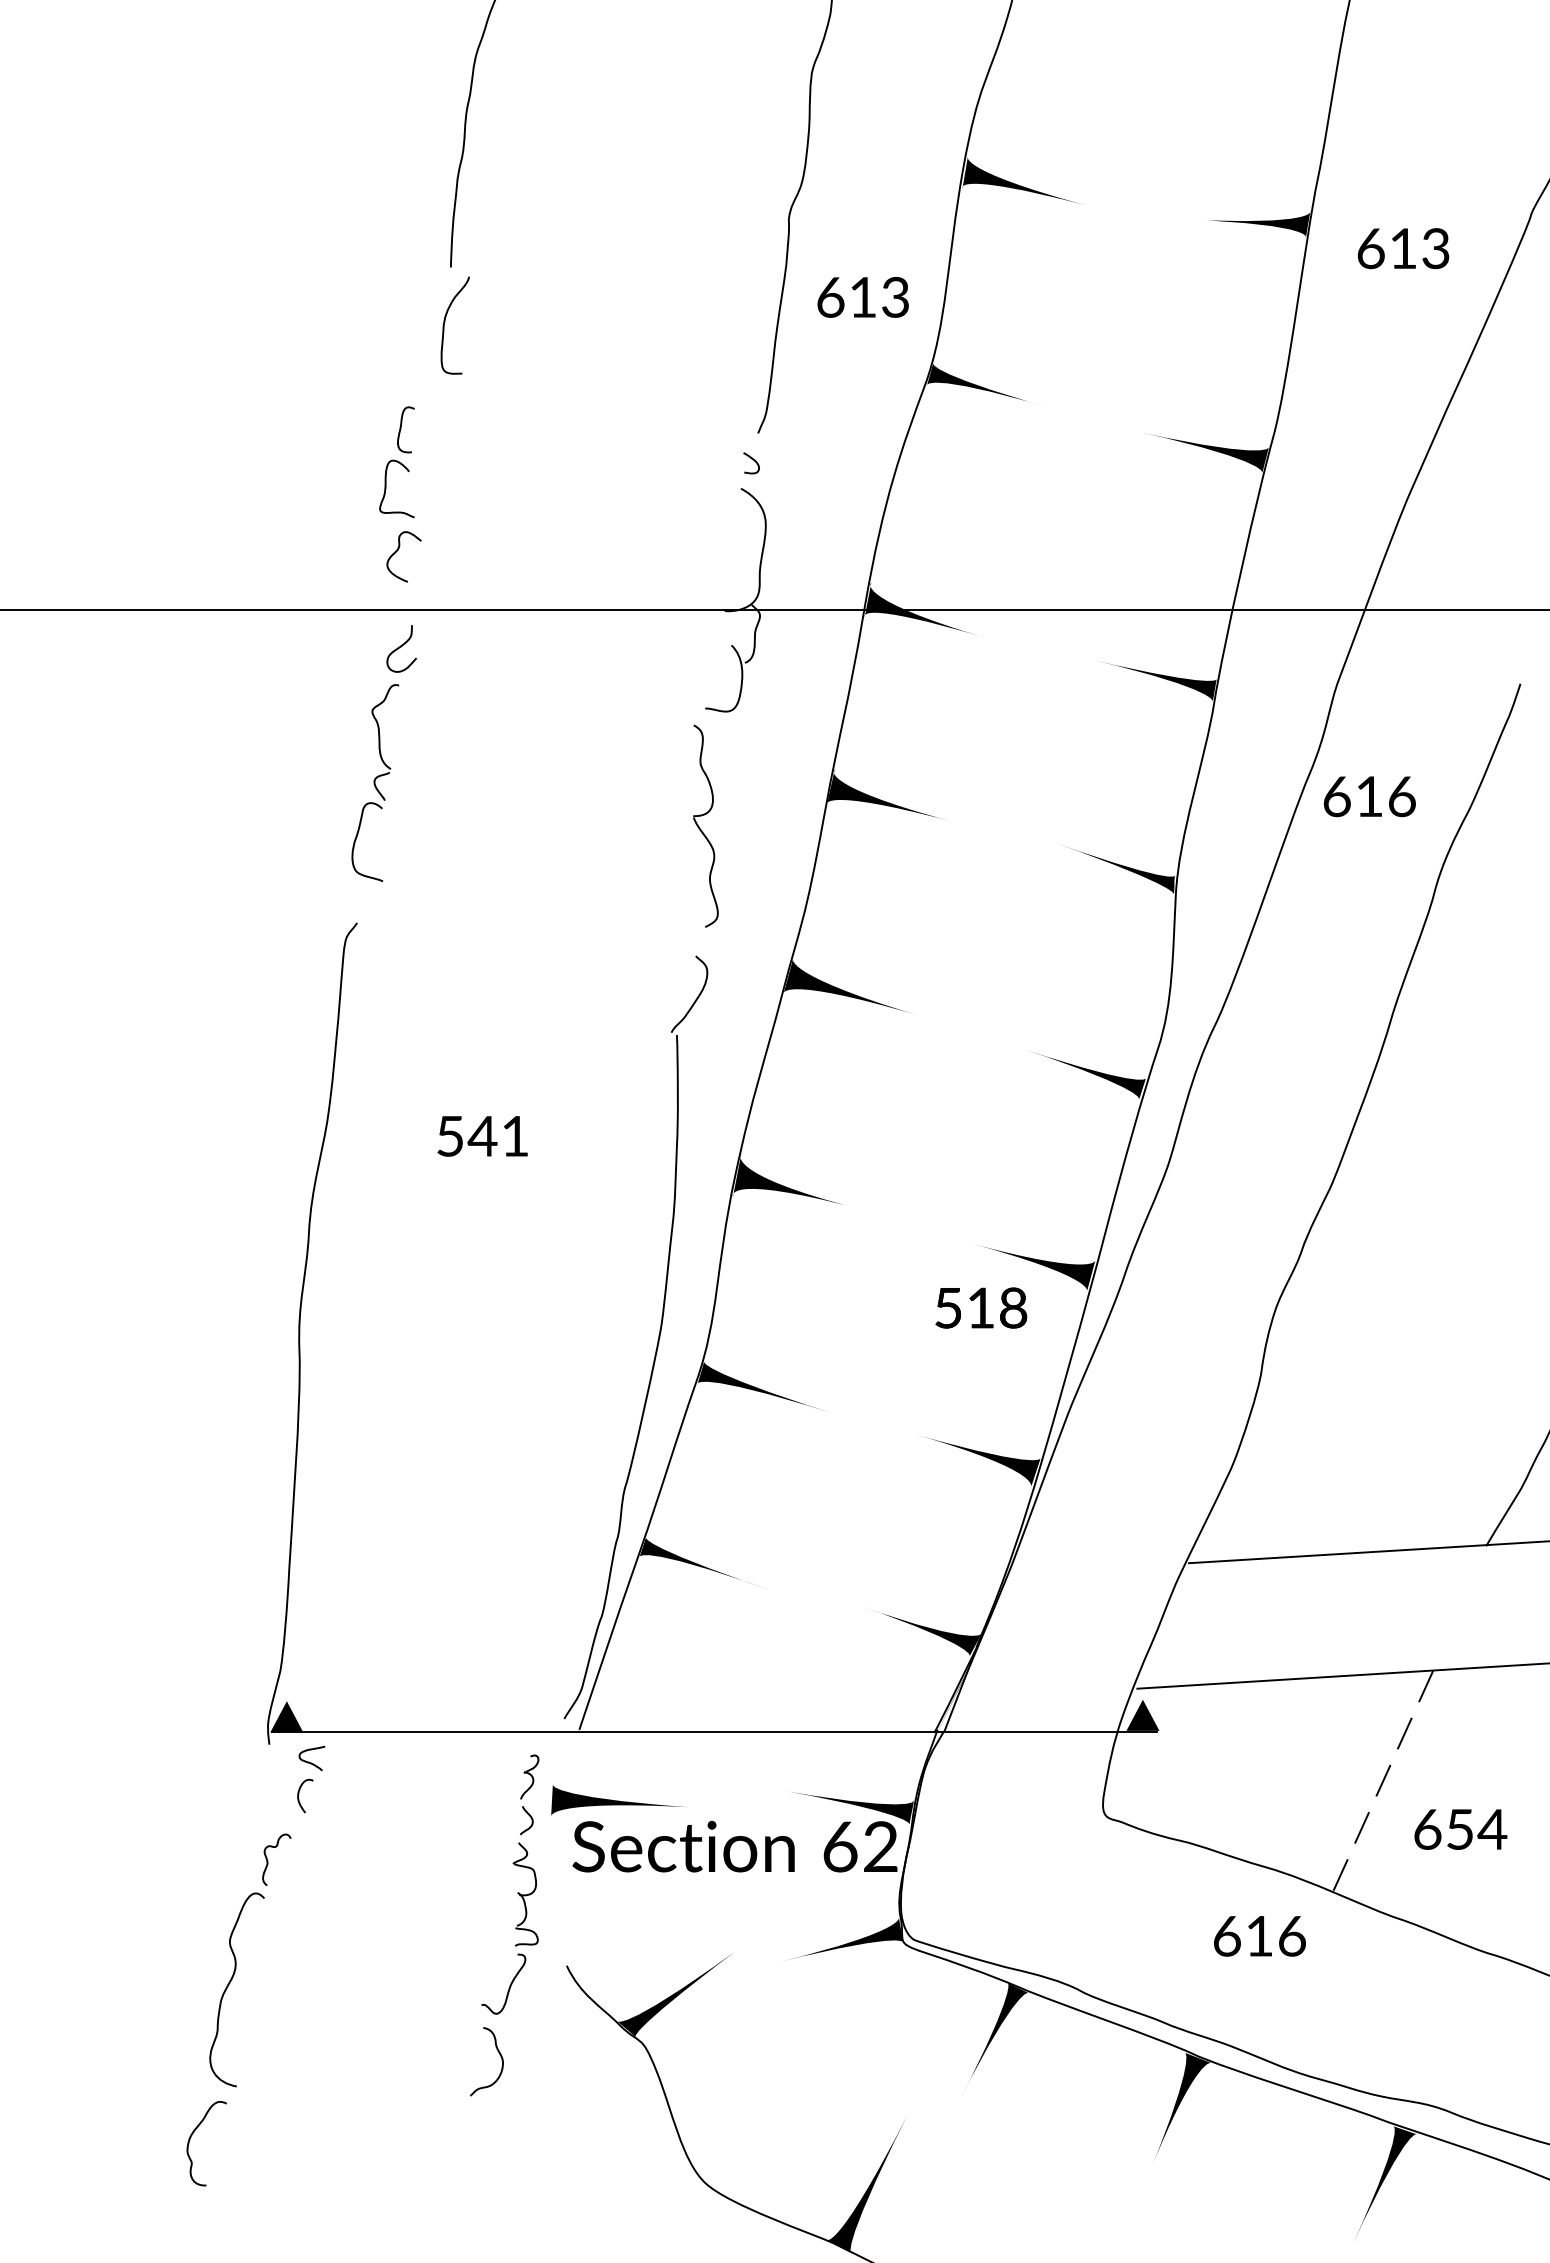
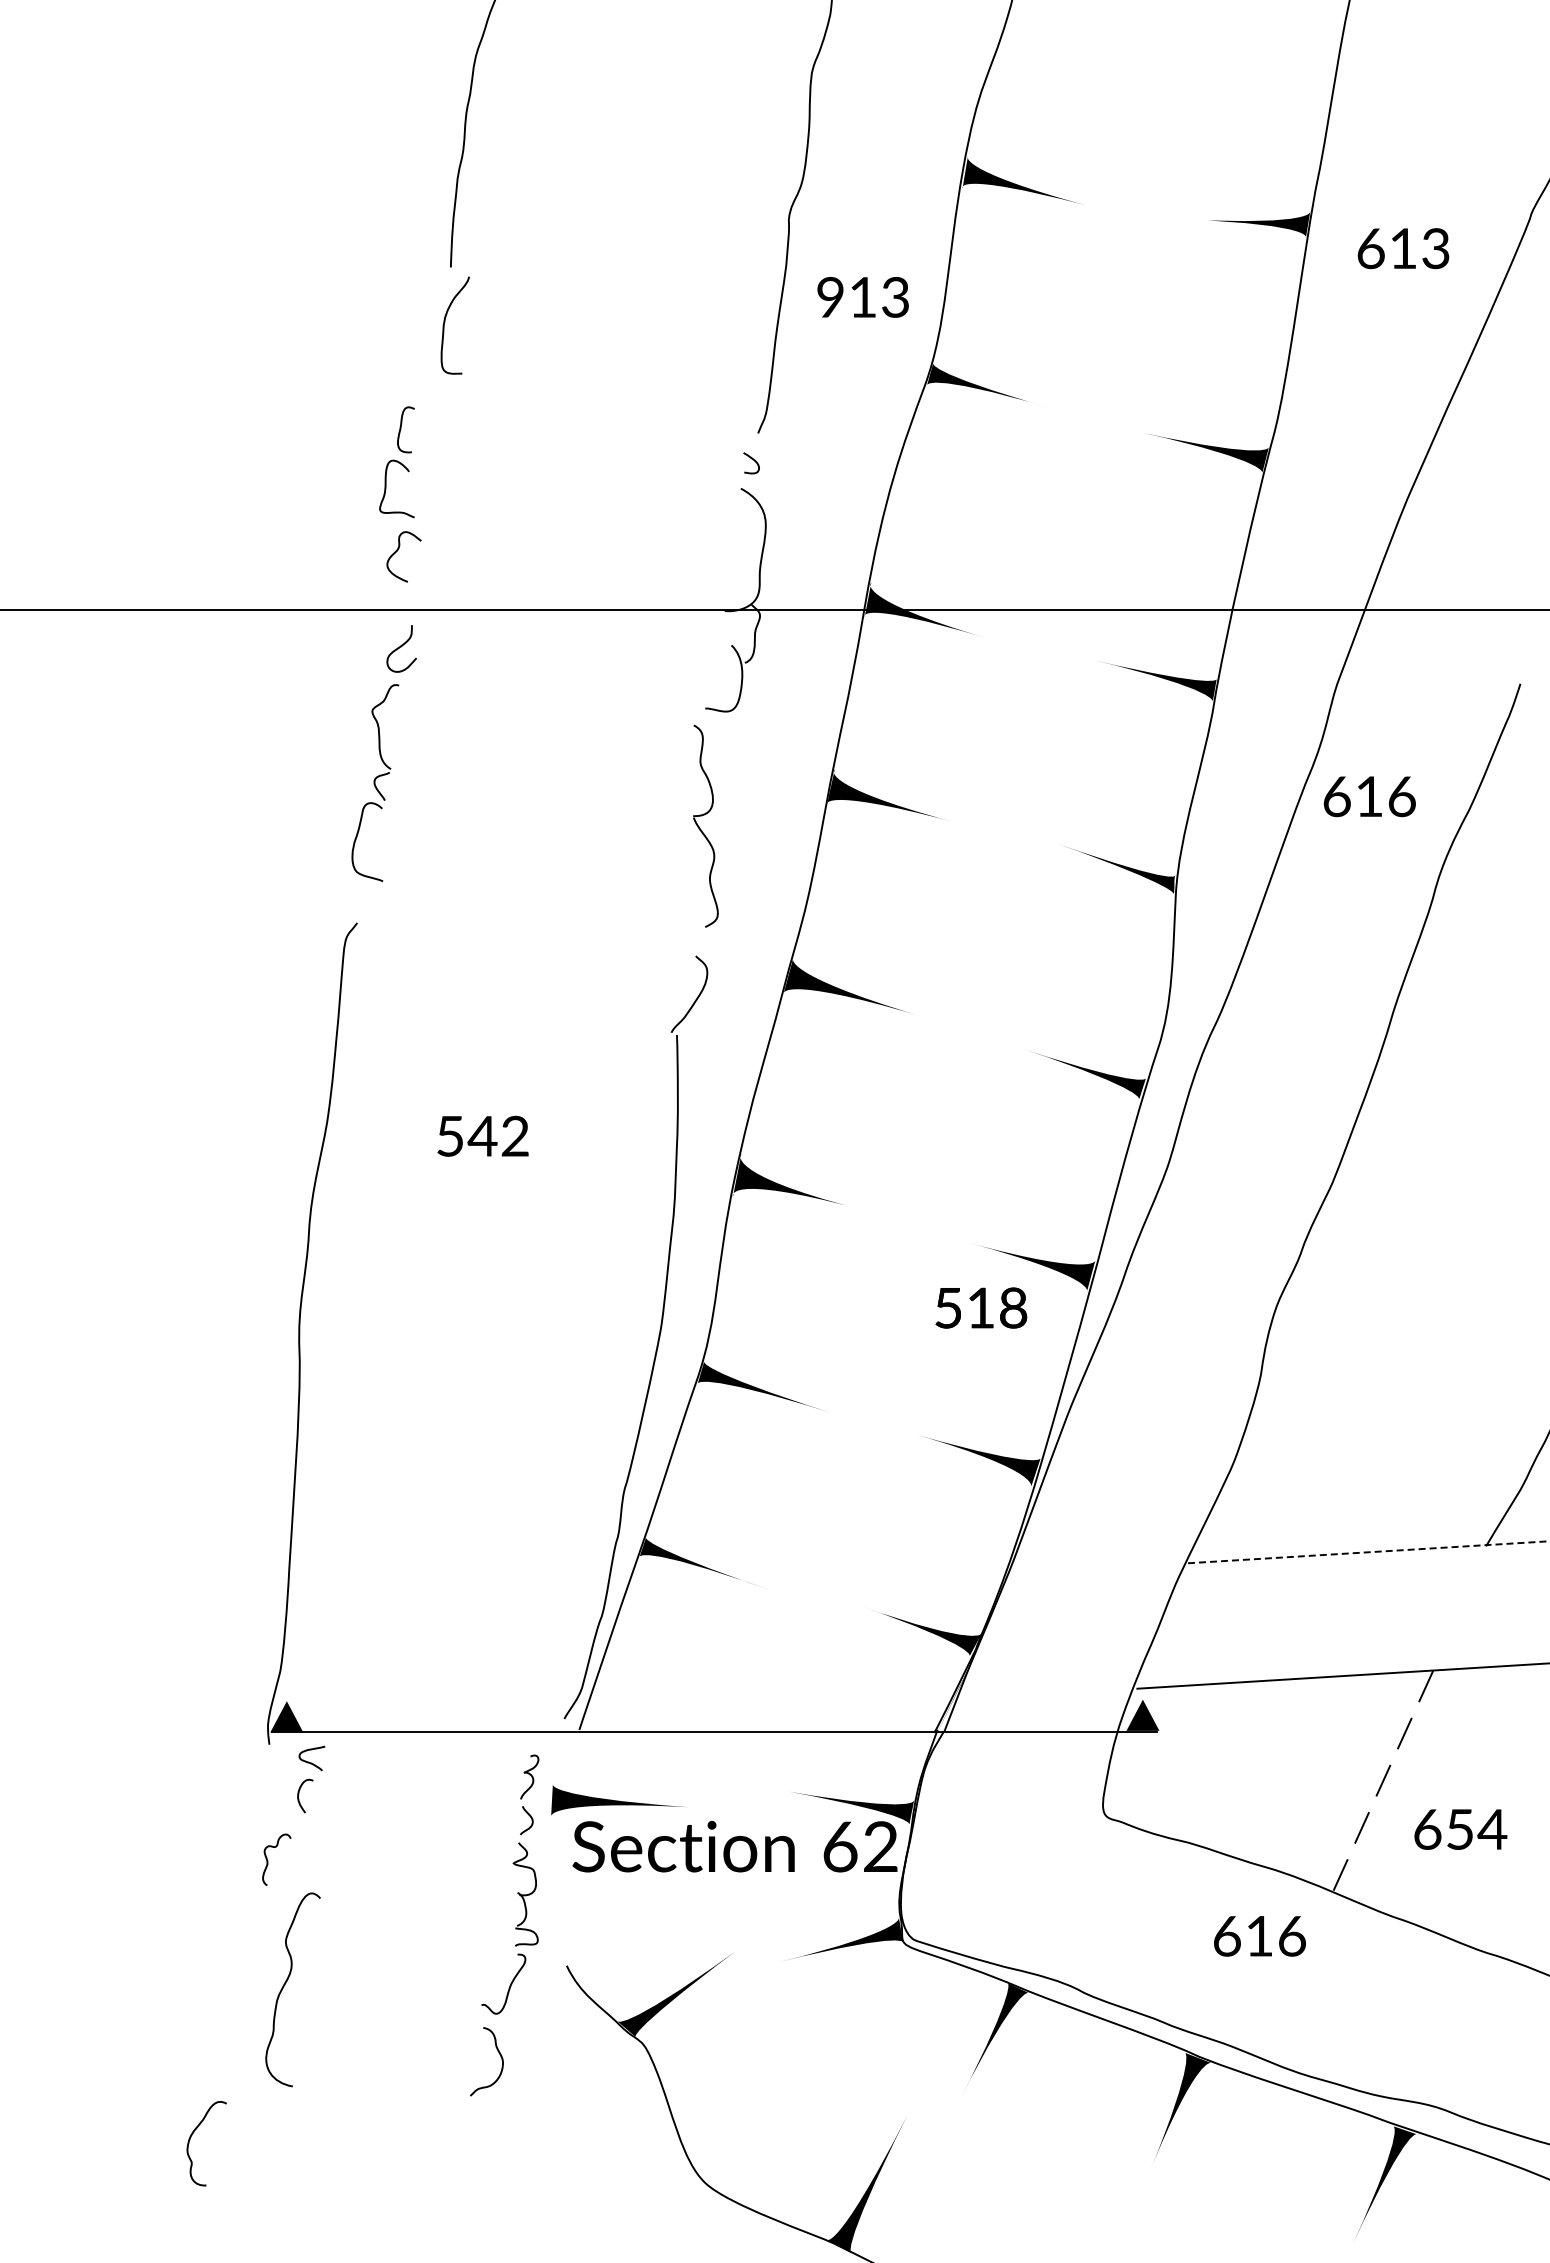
text: 613 -> 913 (830, 296)
text: 541 -> 542 (514, 1135)
line: solid -> dashed (1368, 1552)
curve position: (229, 1985) -> (285, 1985) (285, 1985)
